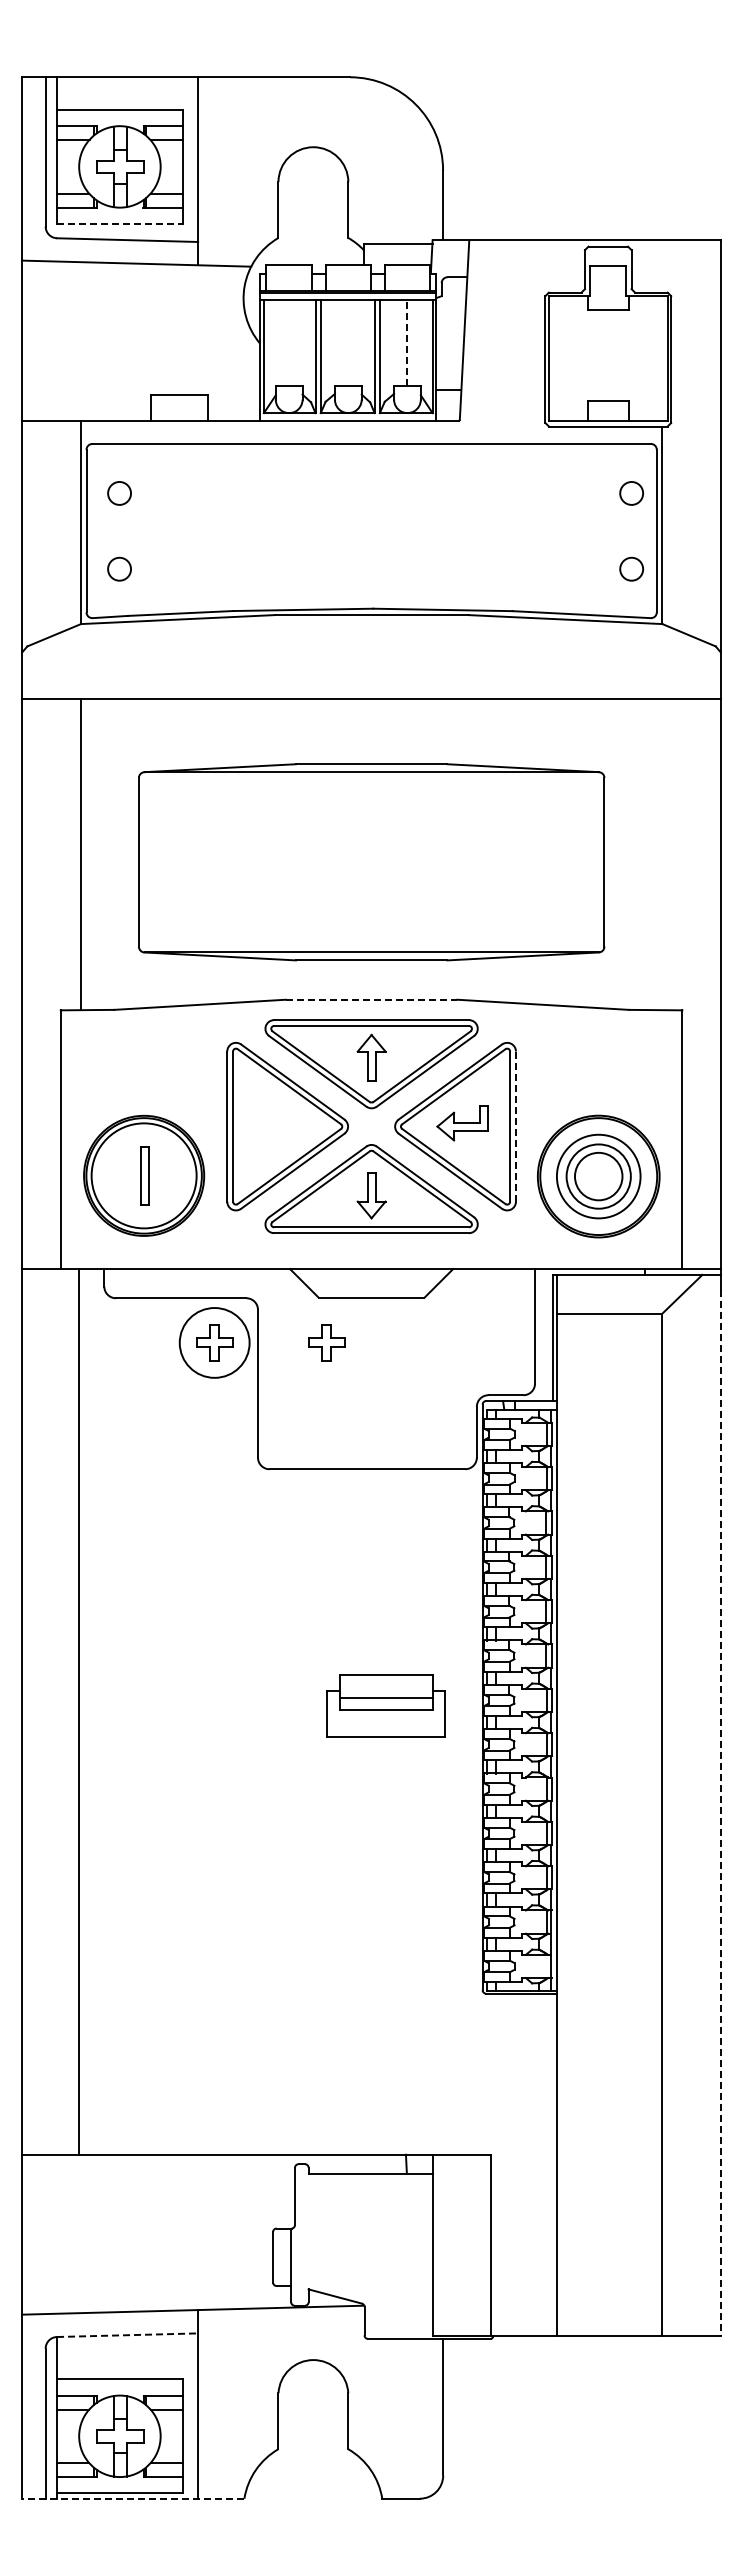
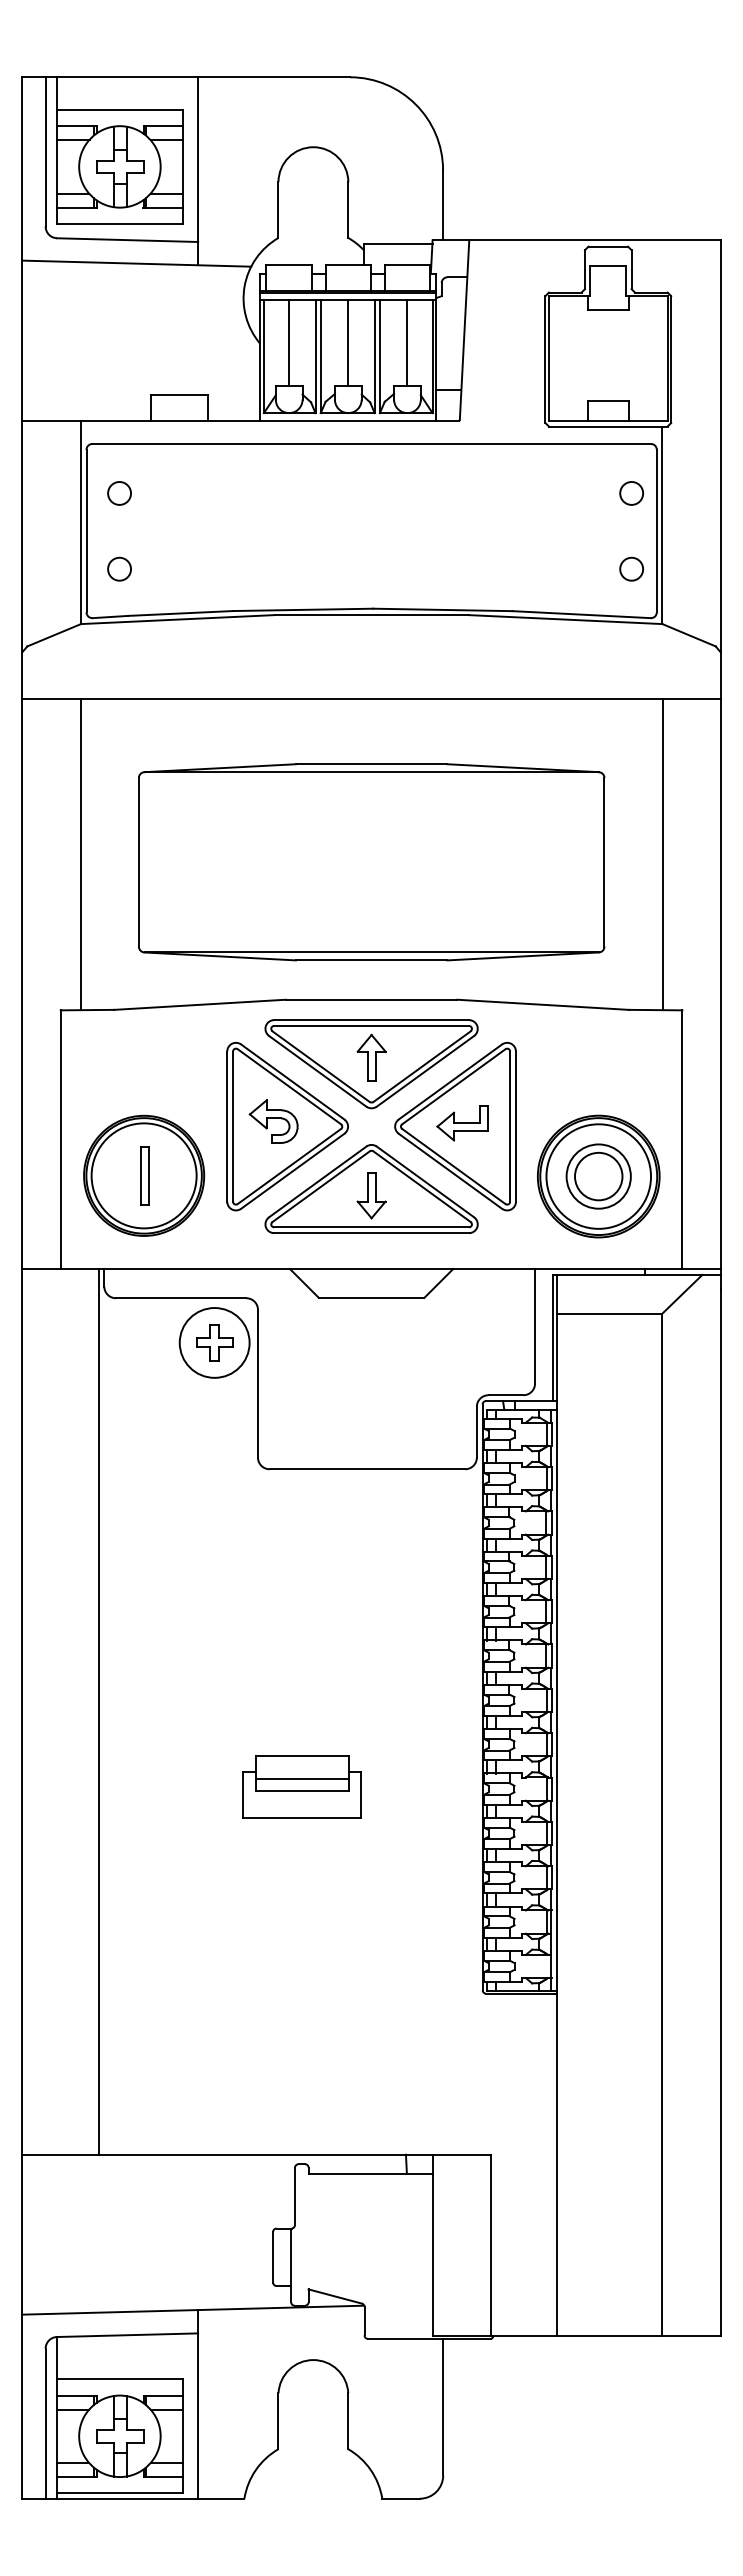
line: dashed -> solid (120, 223)
line: dashed -> solid (407, 342)
line: none -> present (289, 343)
line: none -> present (348, 343)
line: none -> present (662, 854)
line: dashed -> solid (371, 999)
part: none -> present (273, 1121)
line: dashed -> solid (515, 1127)
circle diameter: 84 px -> 105 px (598, 1176)
part: present -> none (326, 1342)
part position: (385, 1705) -> (301, 1786) (301, 1786)
line position: (78, 1711) -> (98, 1711) (98, 1711)
line: dashed -> solid (720, 1813)
line: dashed -> solid (127, 2335)
line: dashed -> solid (132, 2498)
